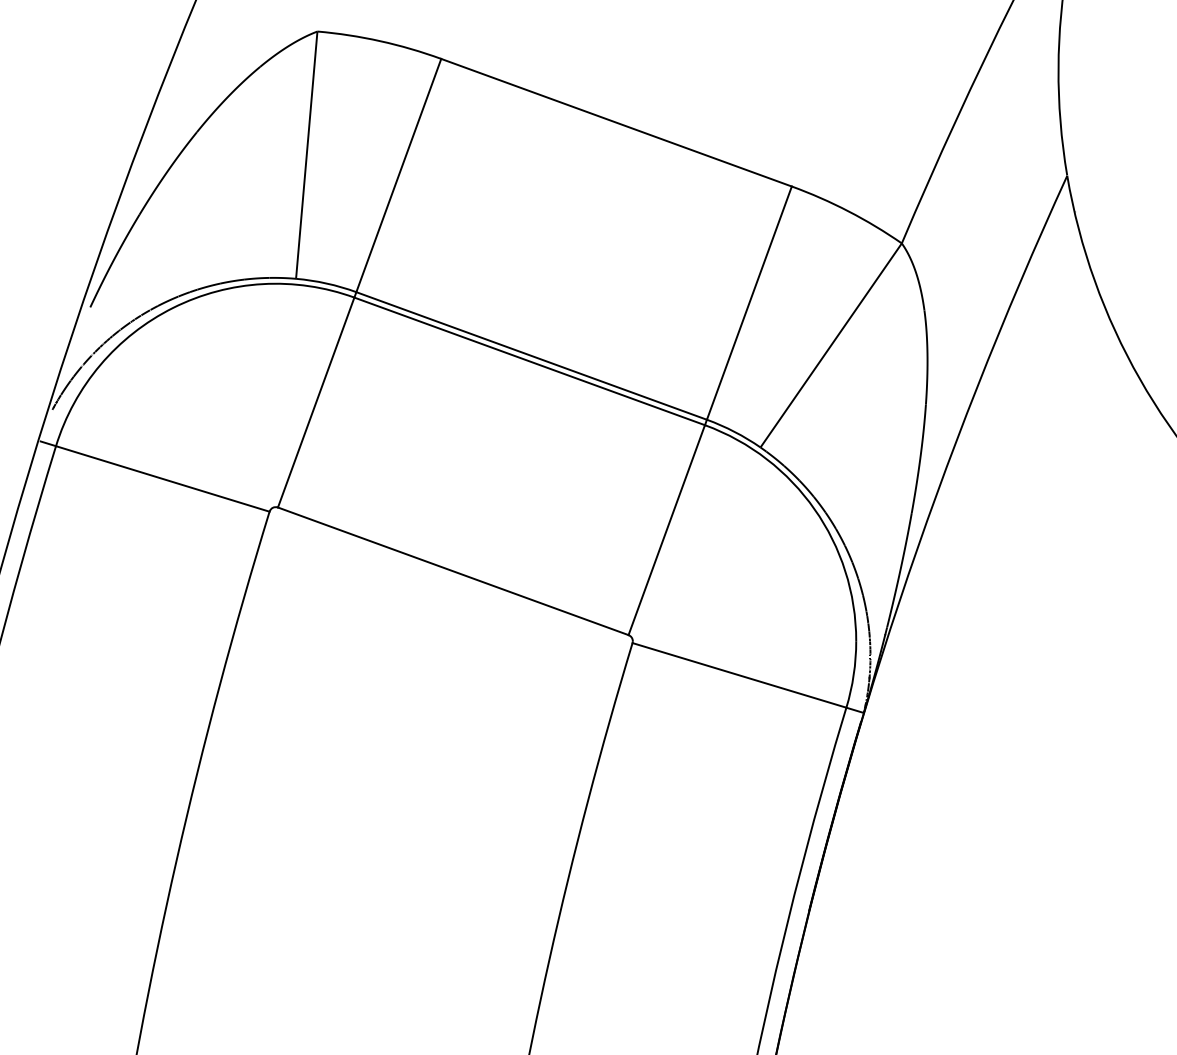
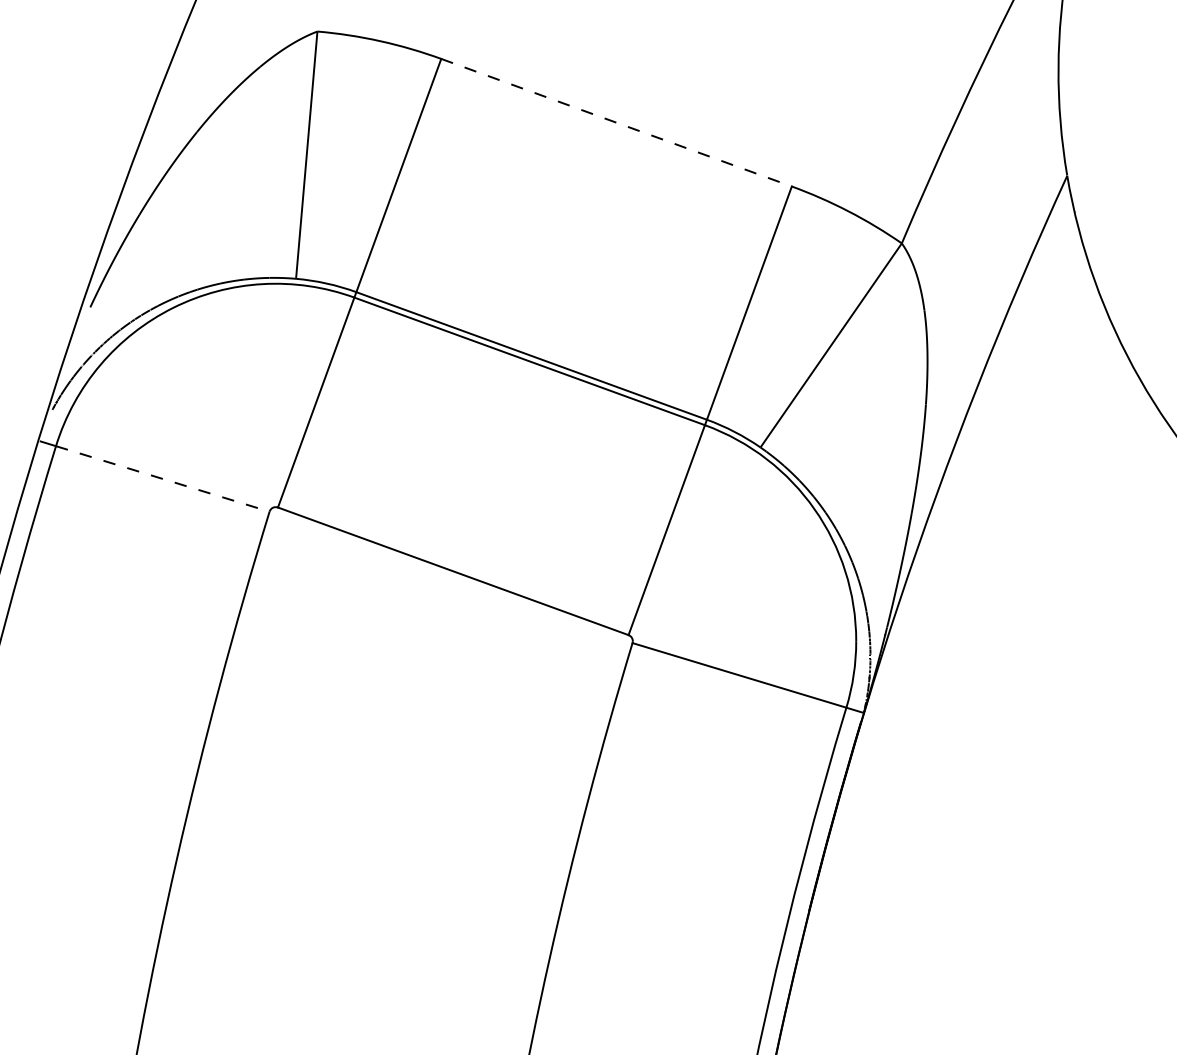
line: solid -> dashed (616, 122)
line: solid -> dashed (162, 478)
